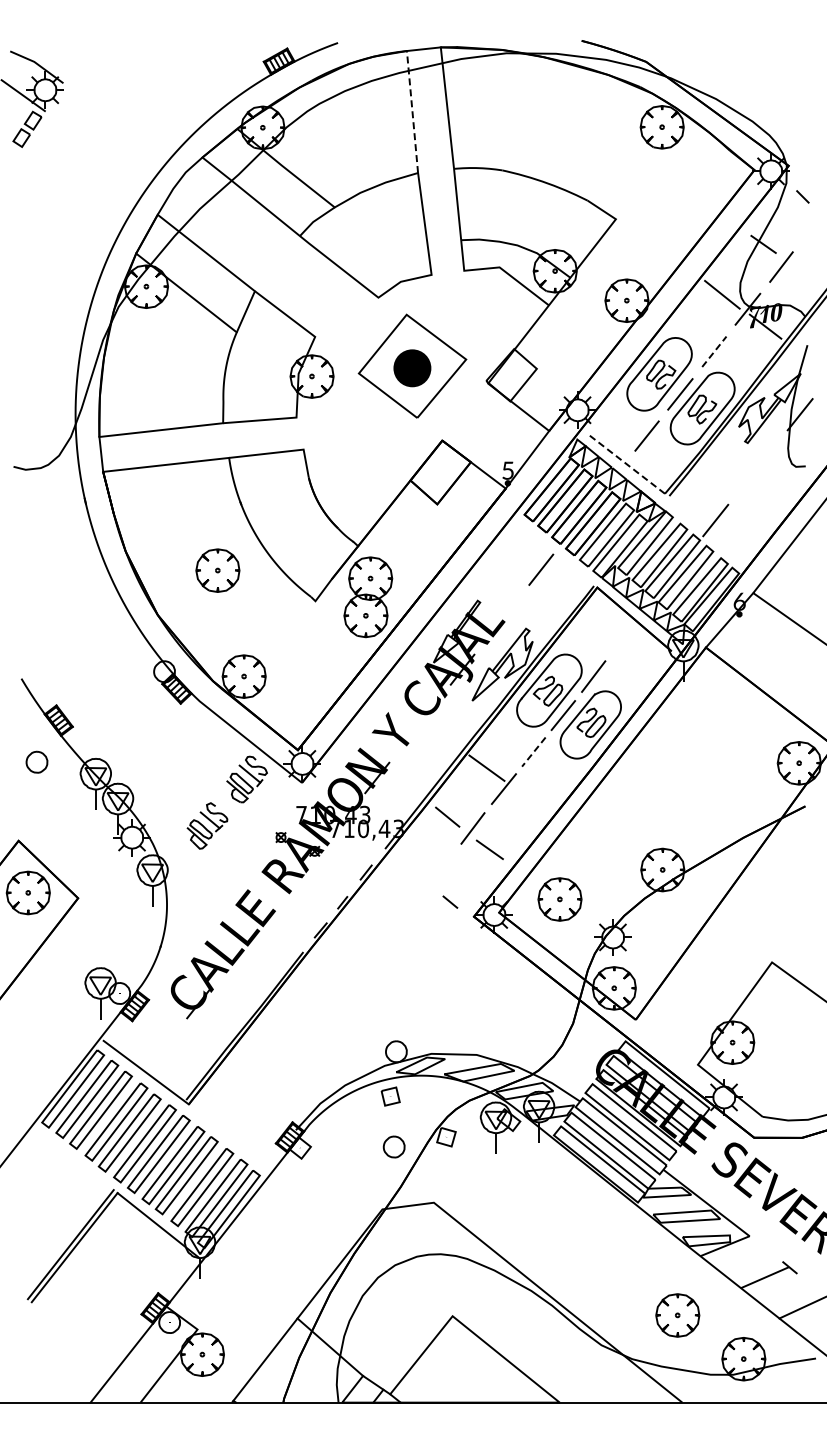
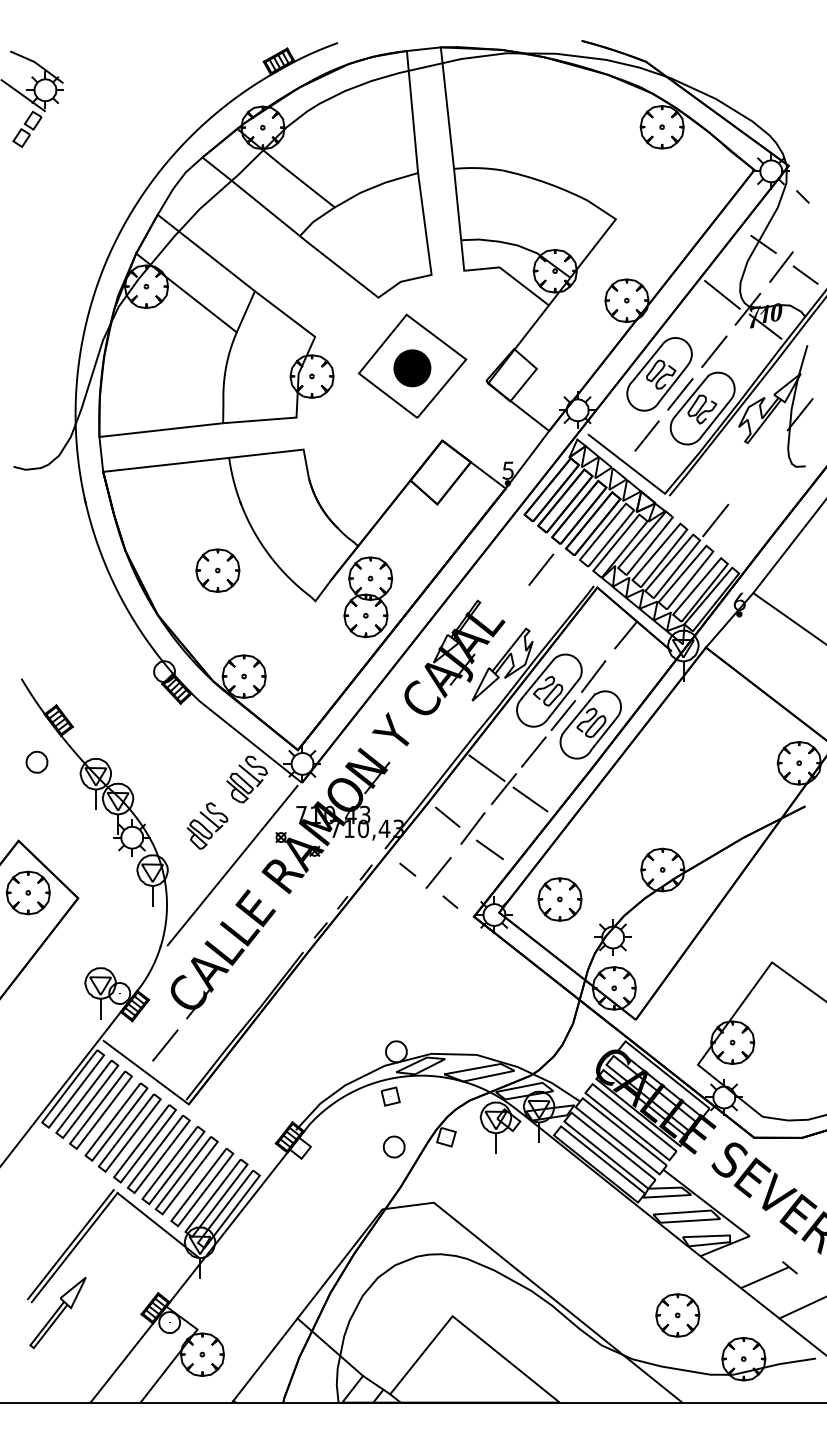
line: dashed -> solid (412, 111)
line: none -> present (805, 274)
line: dashed -> solid (714, 351)
line: dashed -> solid (626, 464)
line: none -> present (626, 634)
line: dashed -> solid (533, 752)
line: none -> present (530, 799)
line: none -> present (232, 865)
line: none -> present (407, 869)
line: none -> present (438, 872)
line: none -> present (165, 1045)
part: none -> present (57, 1313)
